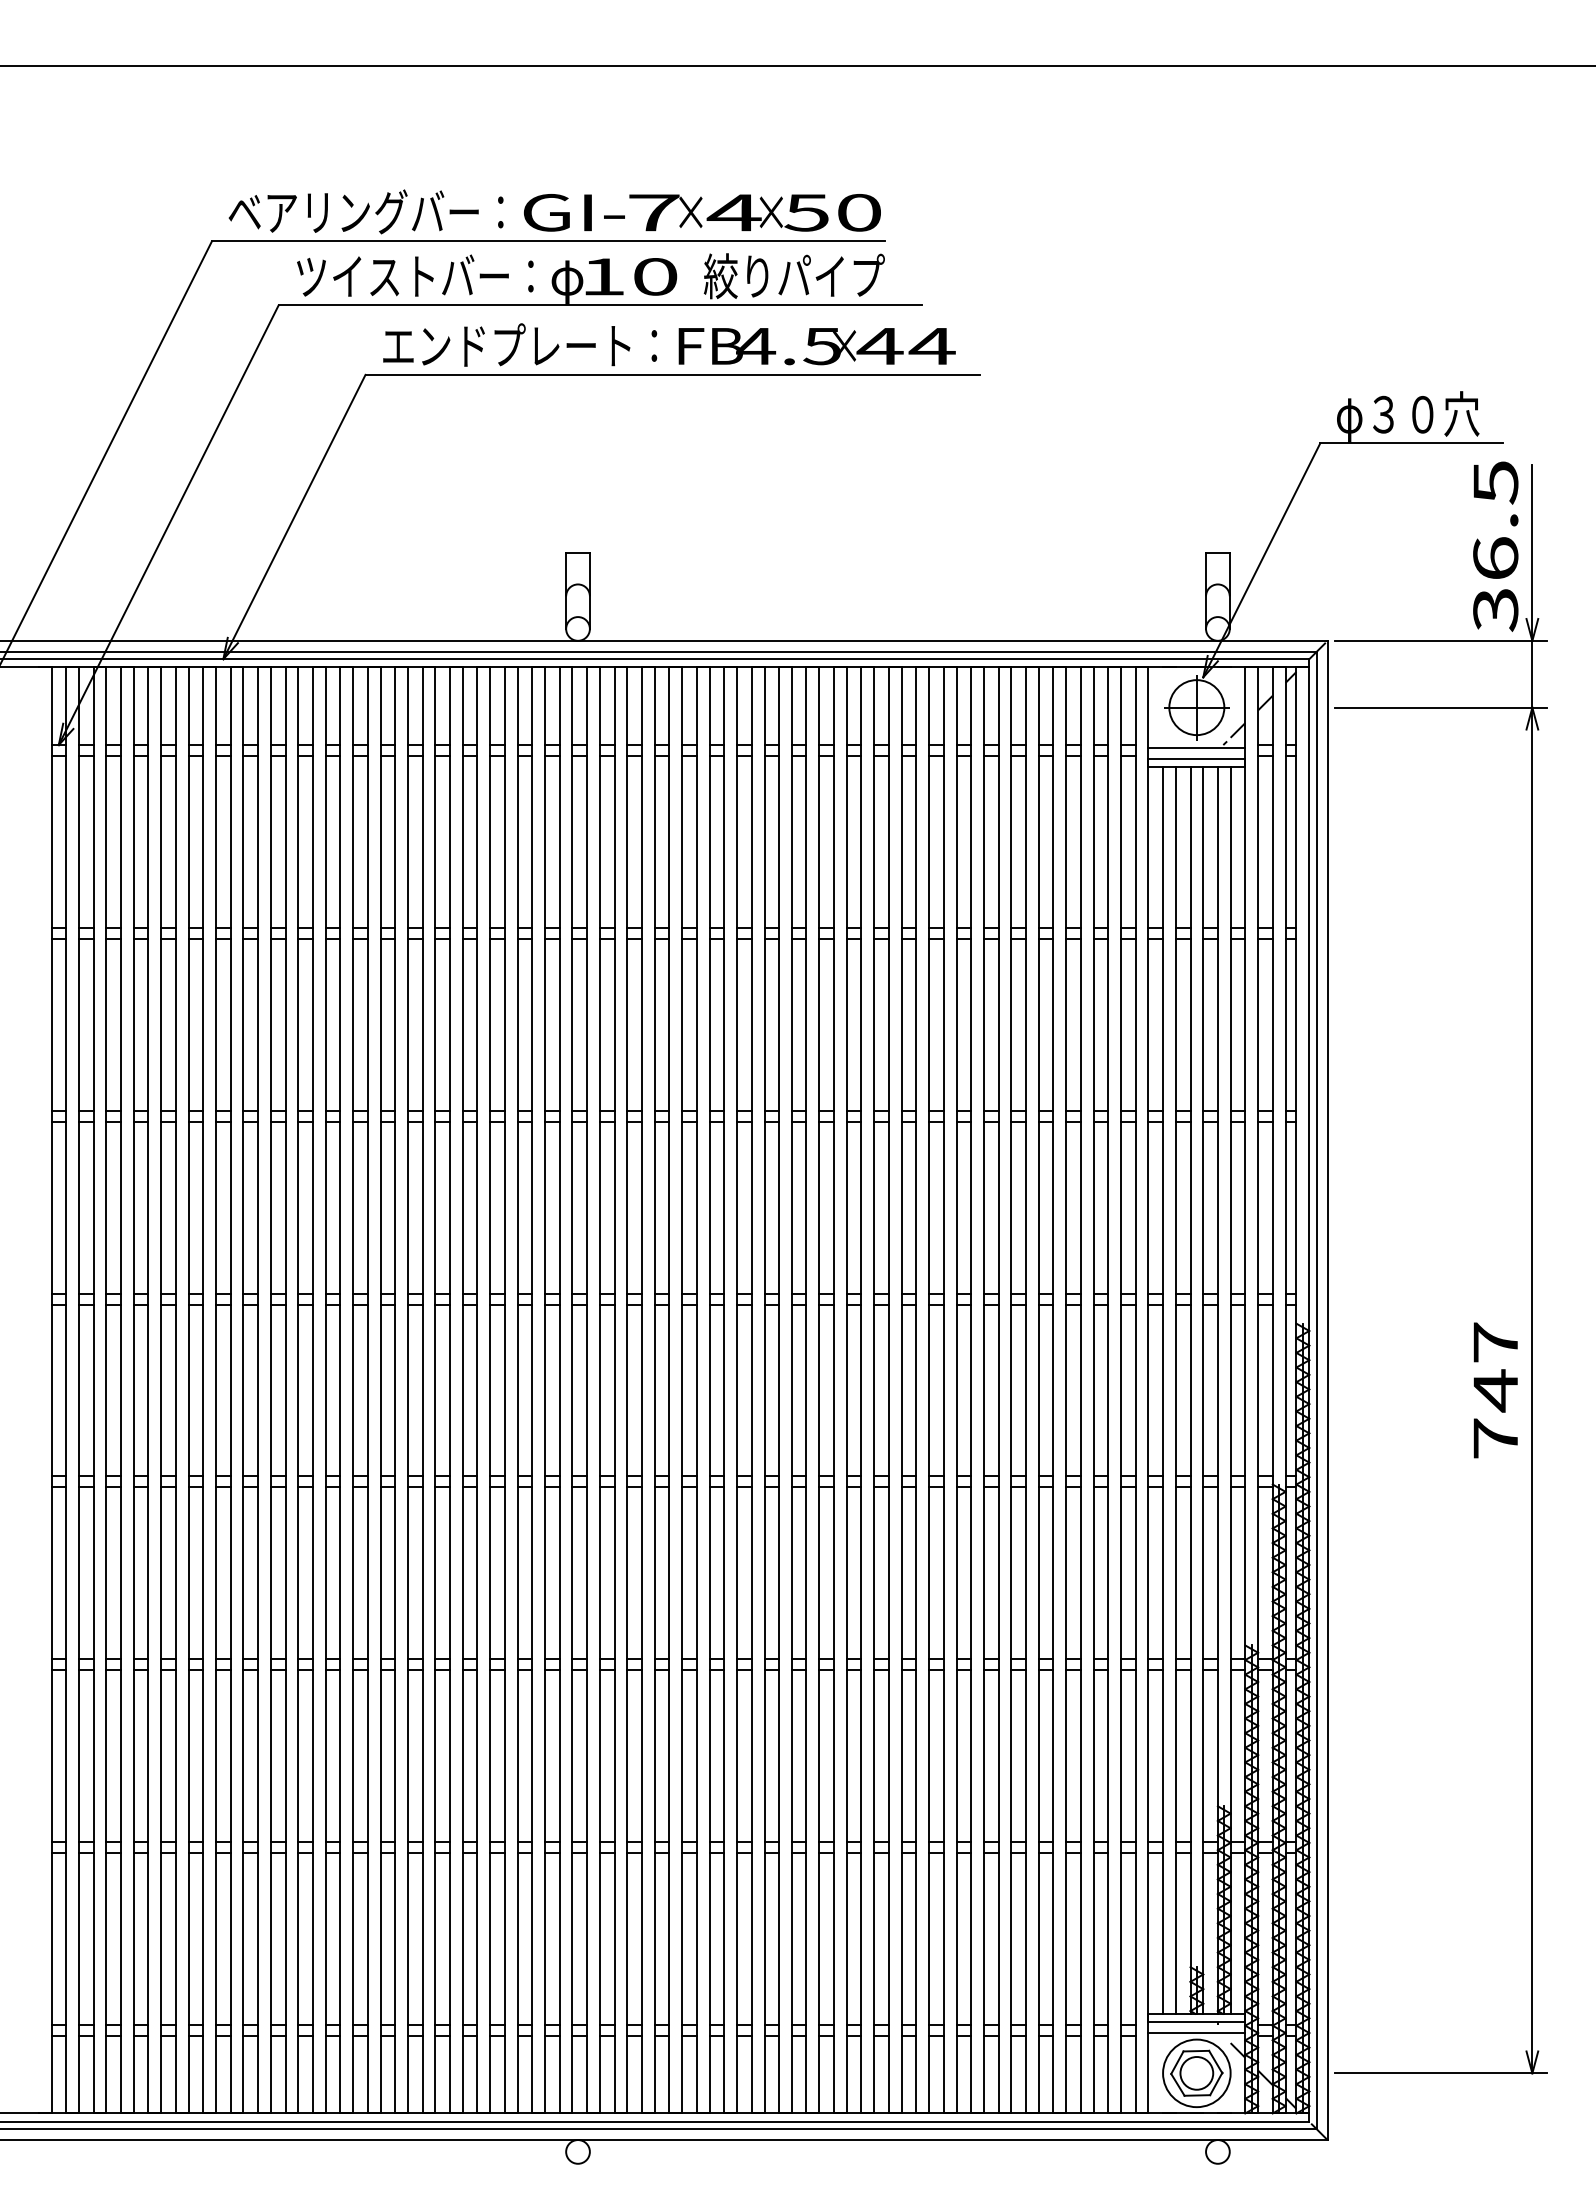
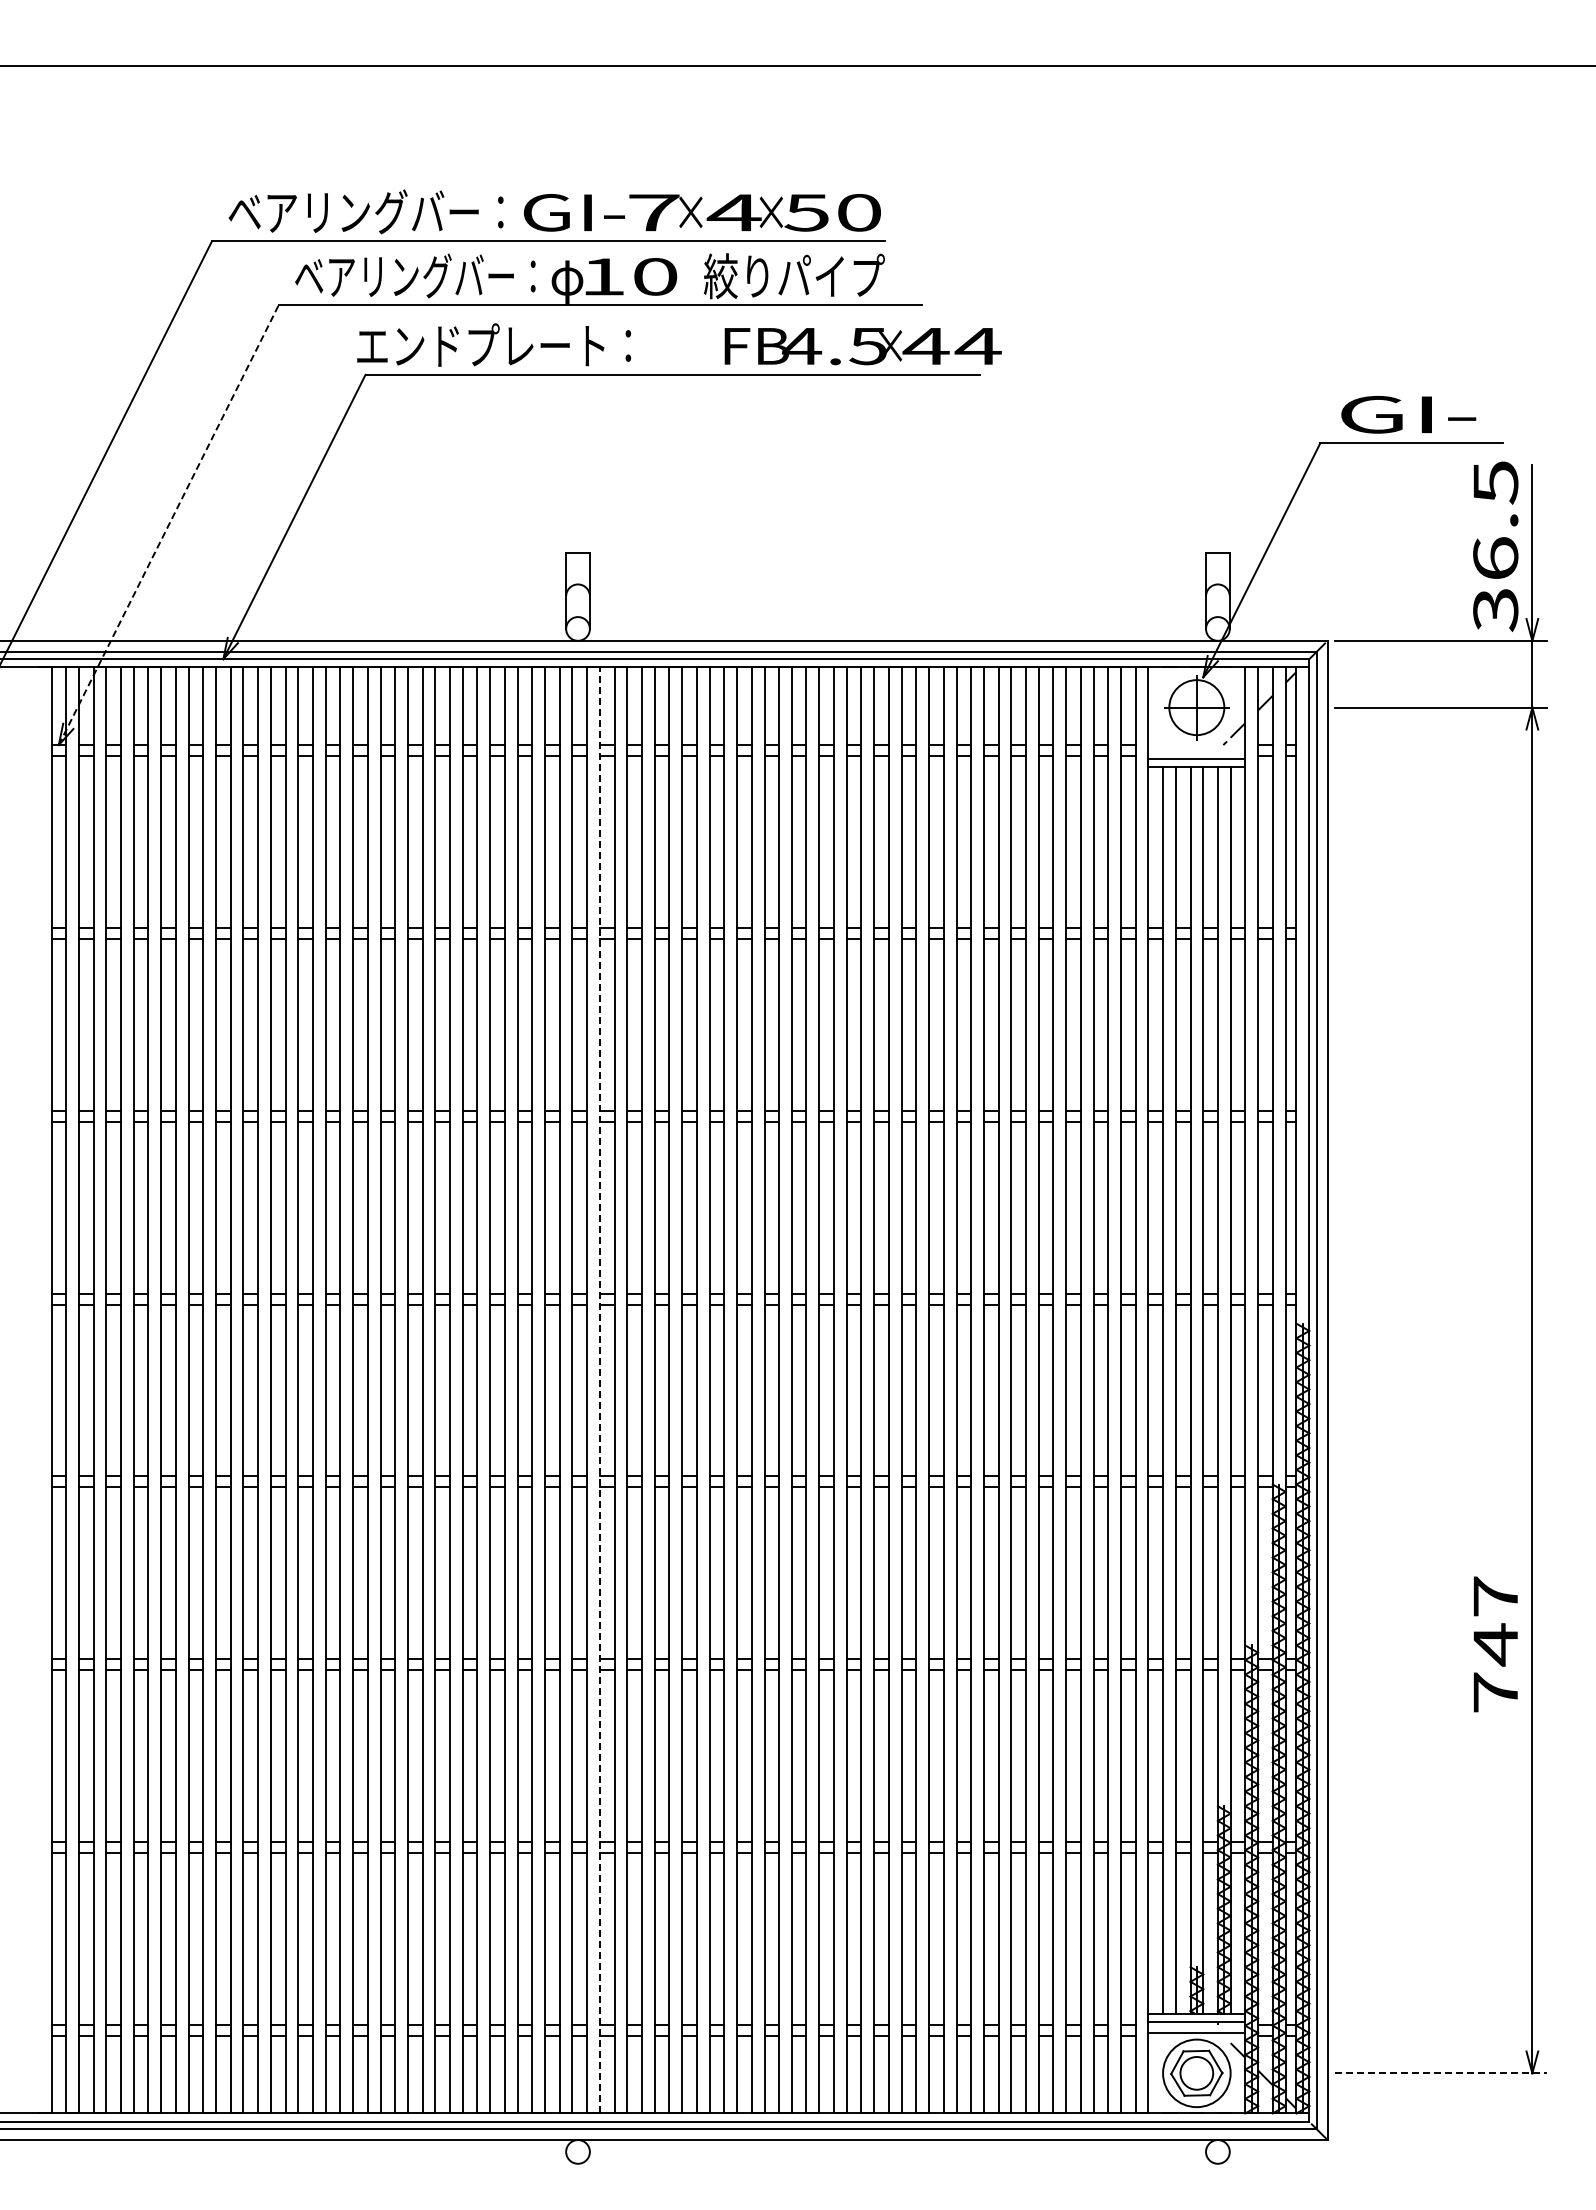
text: ツイストバー： -> ベアリングバー： (415, 275)
text position: (520, 344) -> (494, 344) (494, 344)
text position: (816, 346) -> (862, 346) (862, 346)
text: φ３０穴 -> GI- (1408, 416)
line: solid -> dashed (168, 525)
line: present -> none (1196, 747)
line: solid -> dashed (599, 1389)
text position: (1495, 1390) -> (1495, 1644) (1495, 1644)
line: solid -> dashed (1441, 2073)
